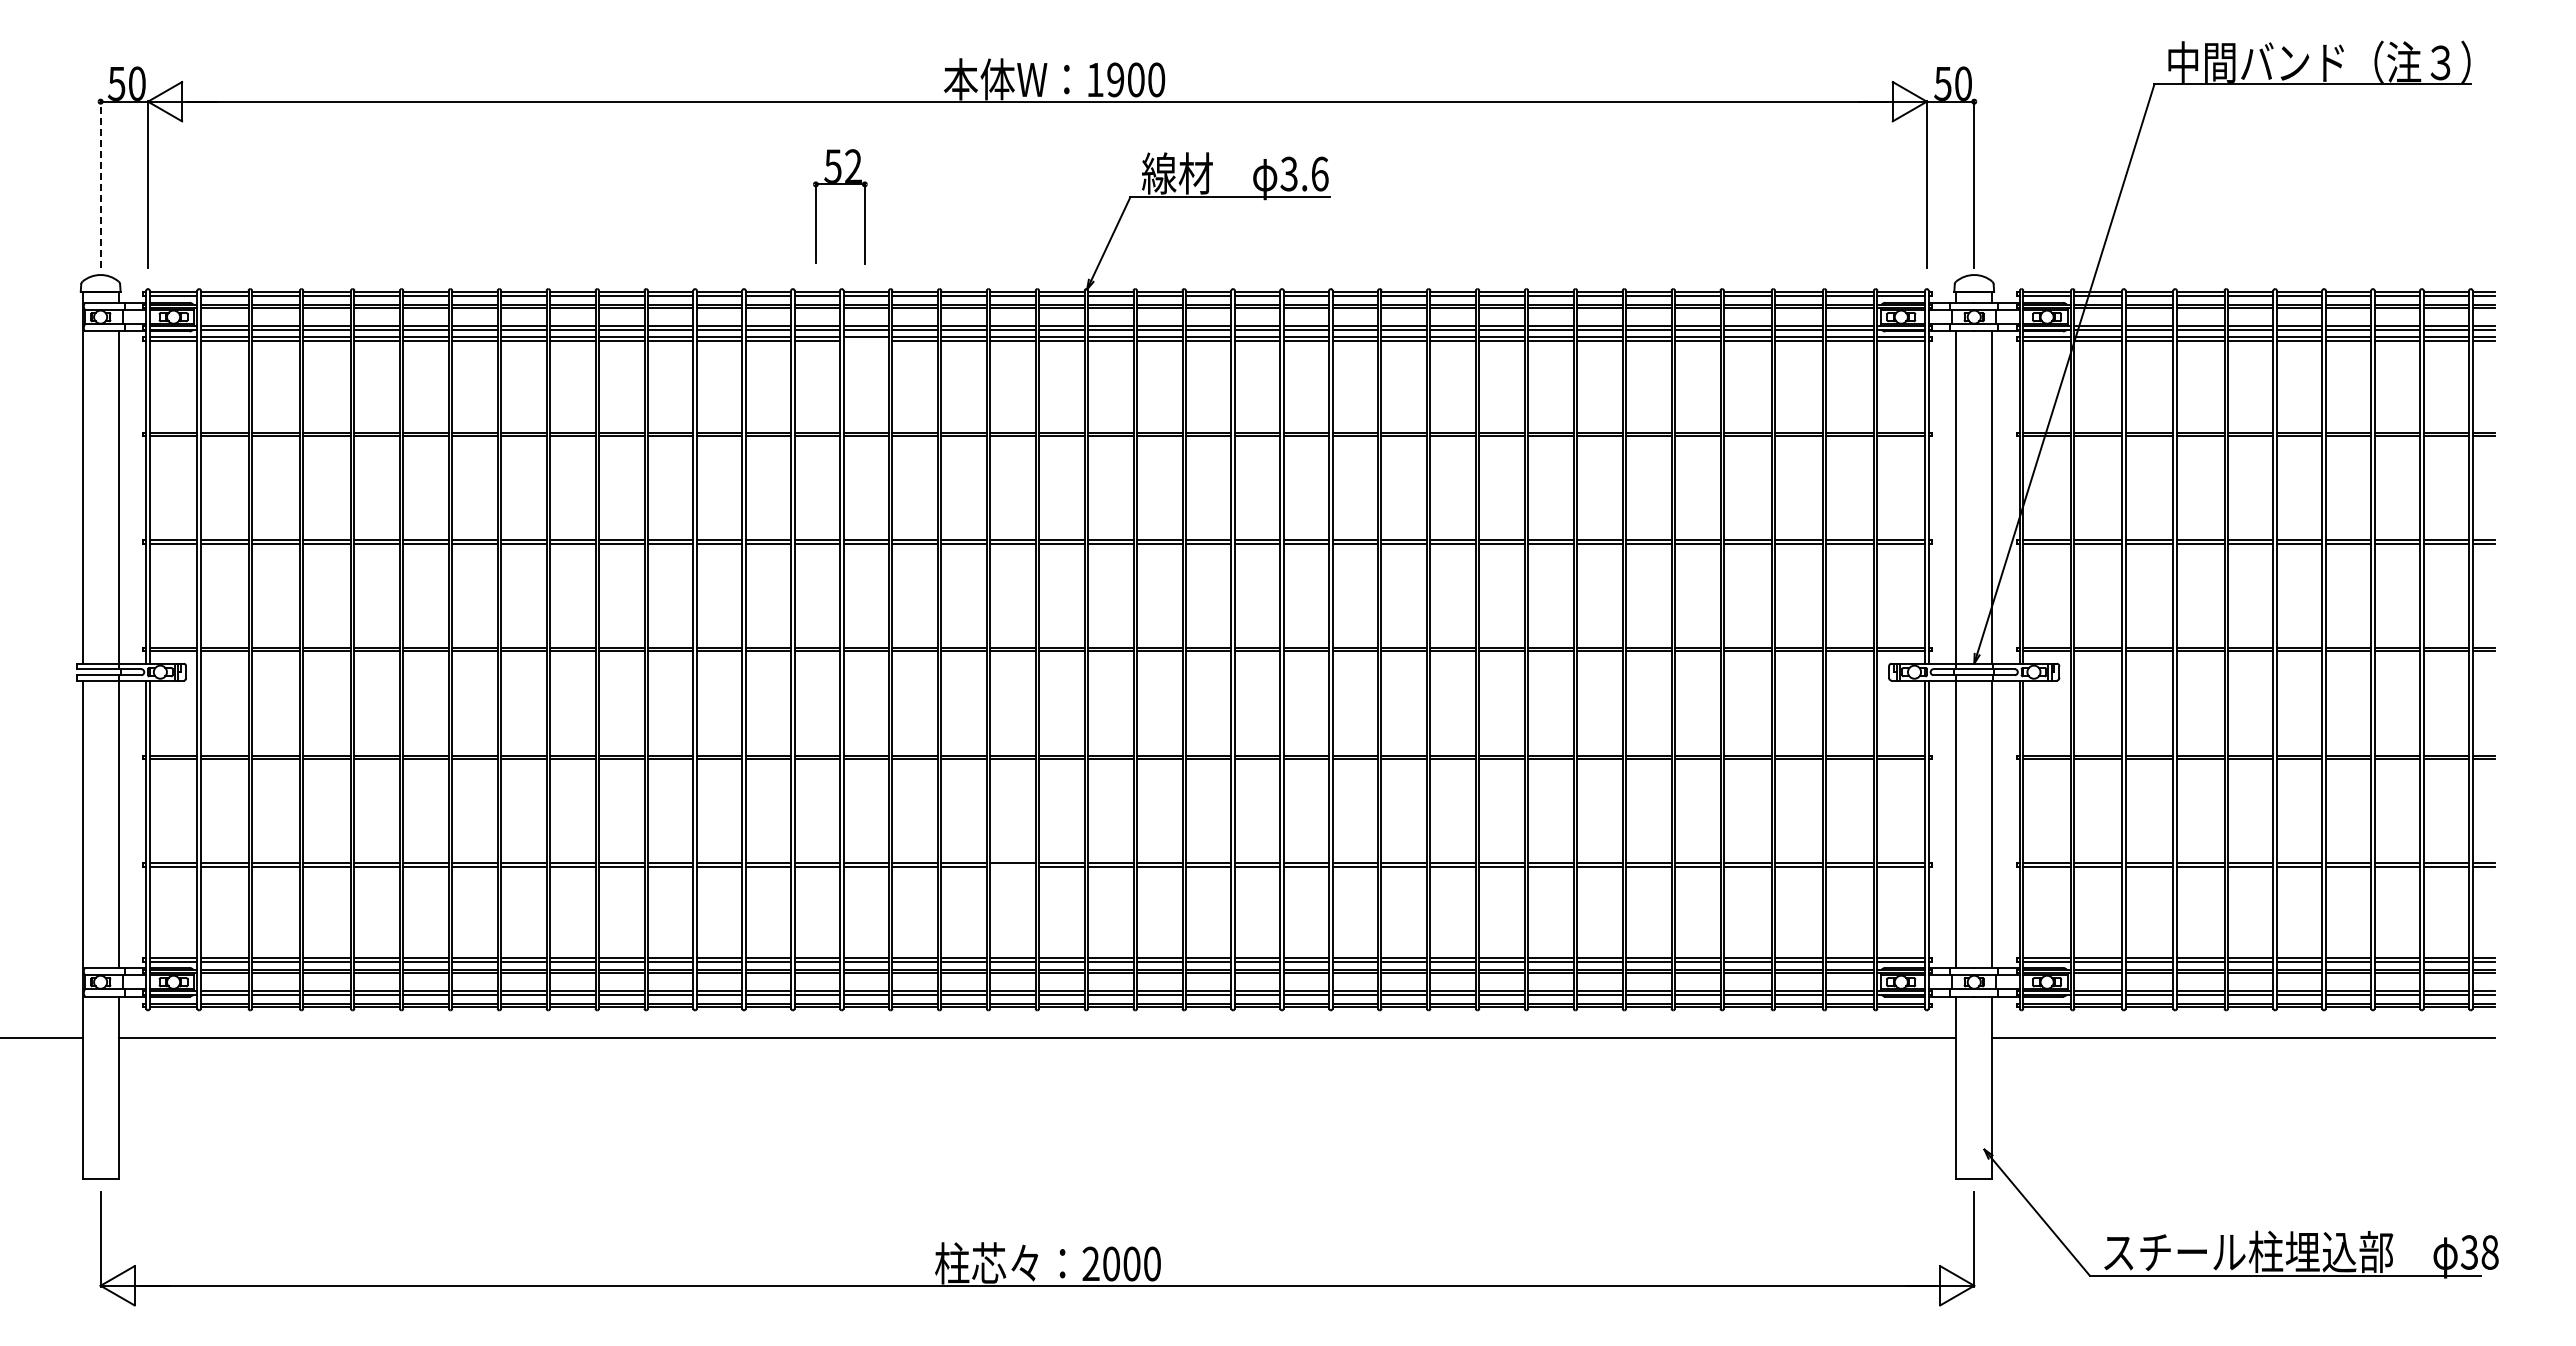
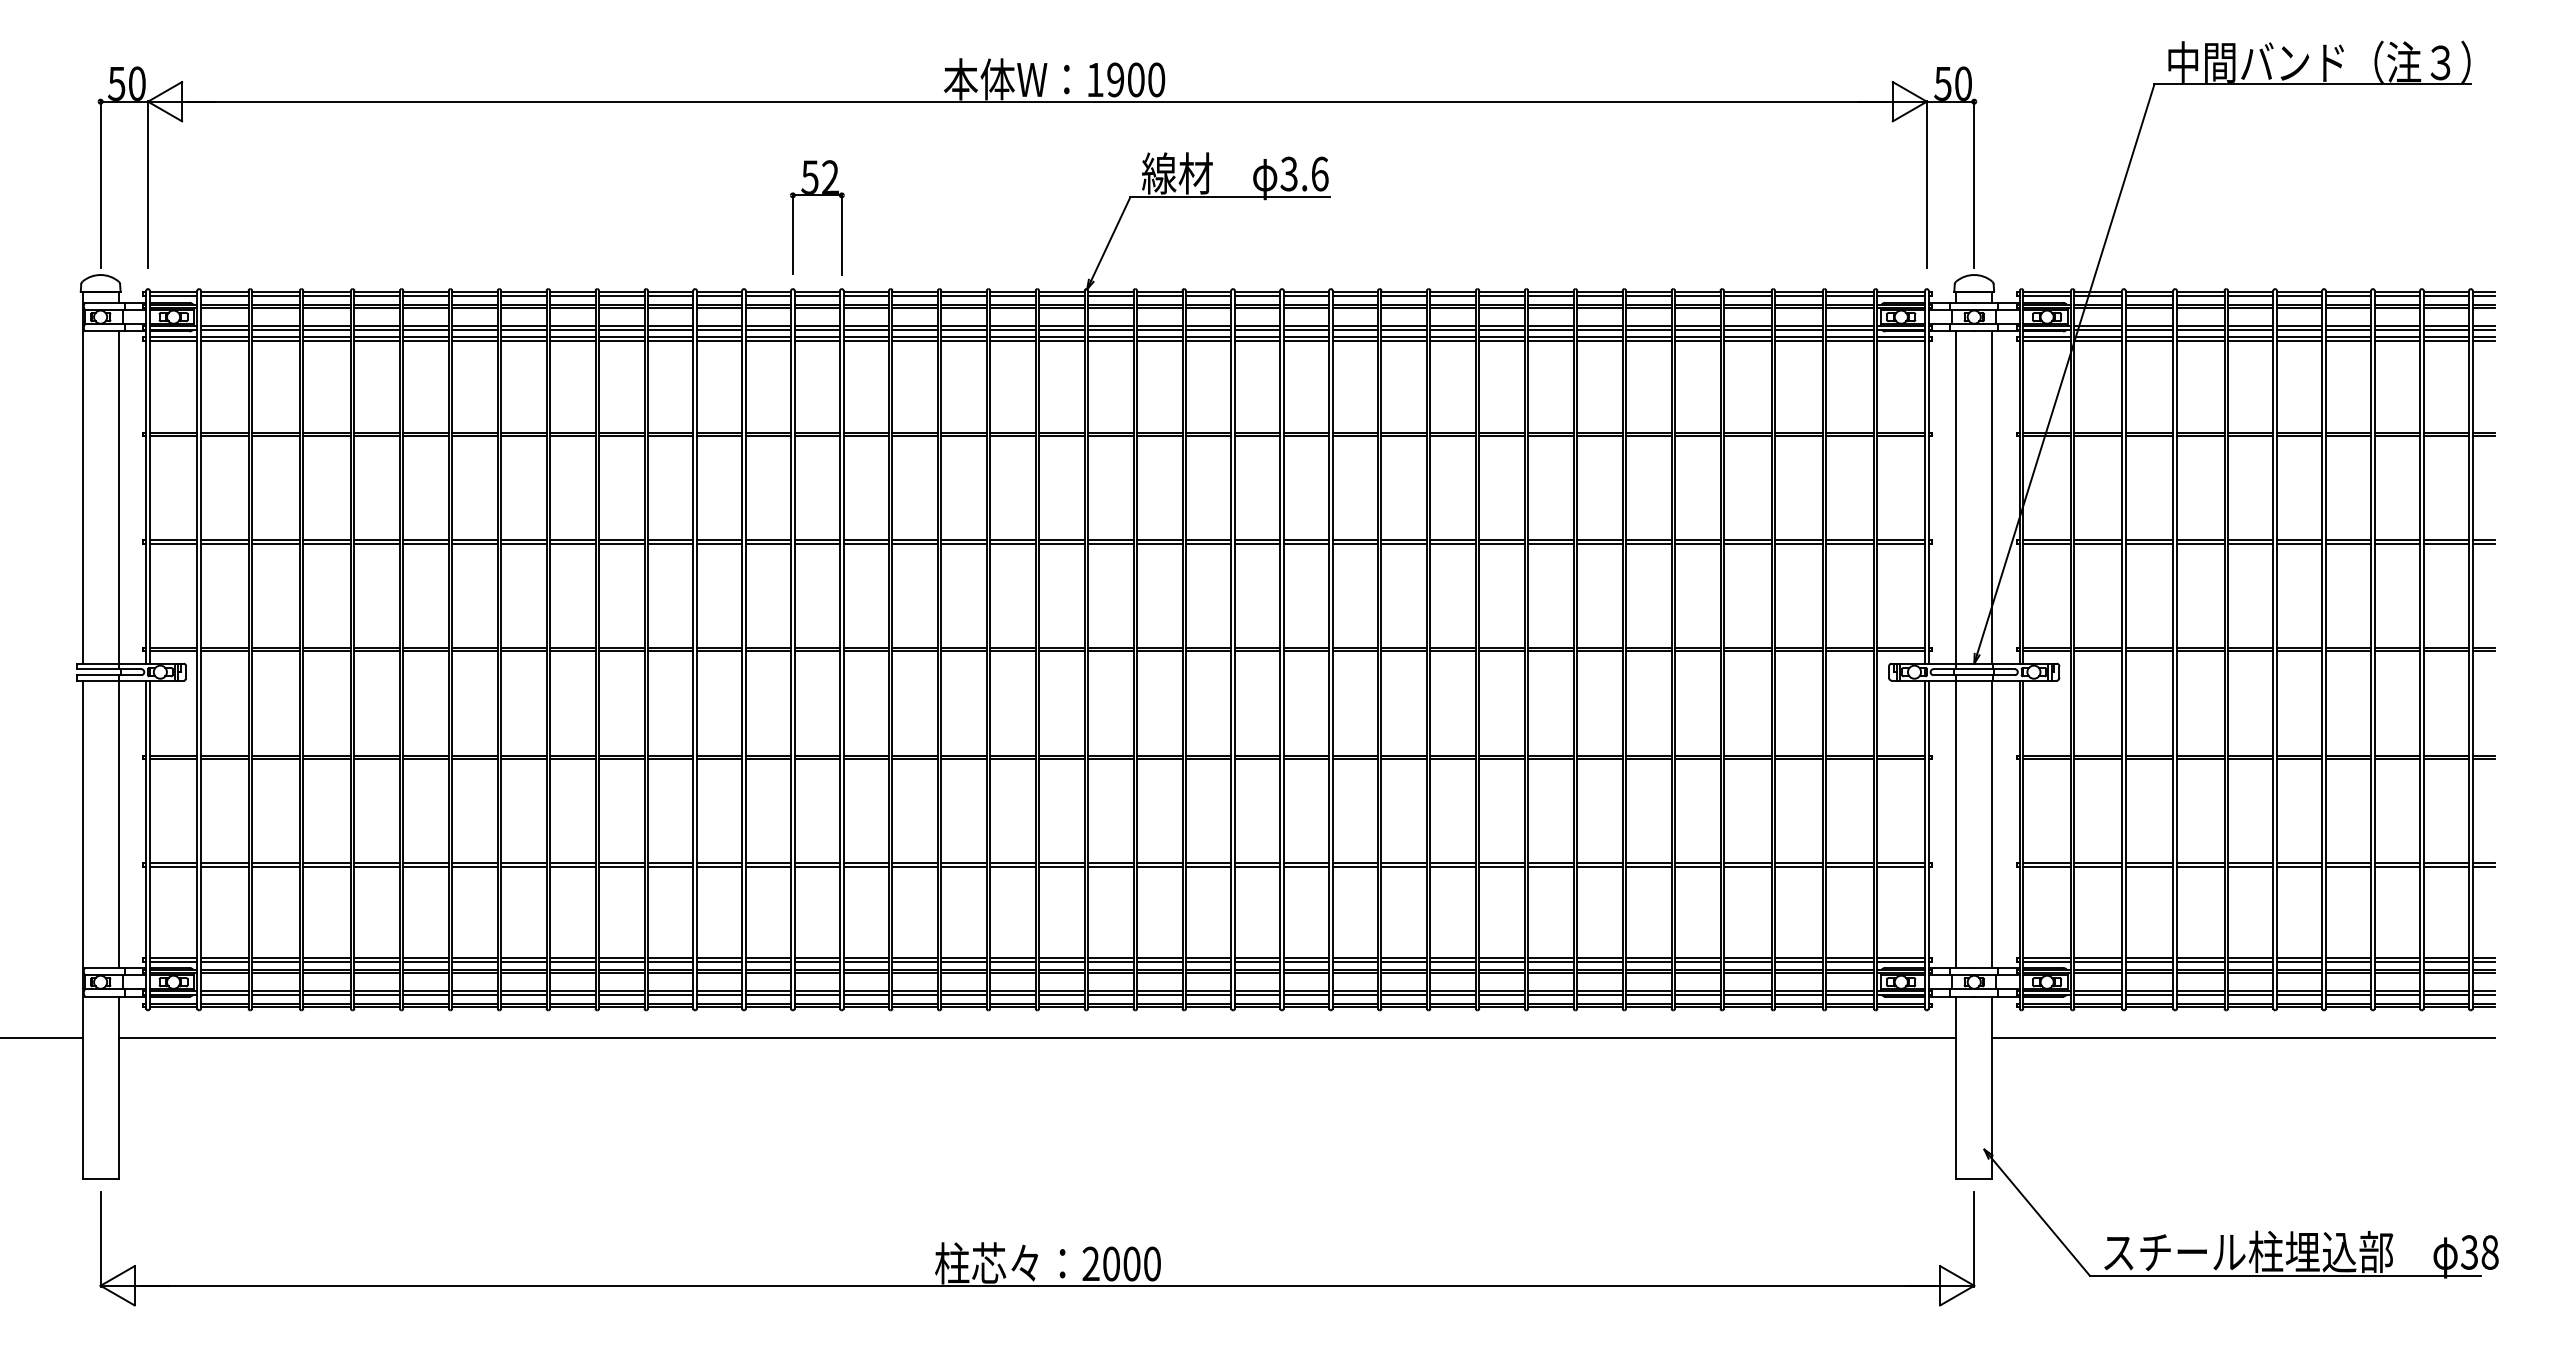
line: dashed -> solid (100, 183)
part position: (840, 184) -> (817, 195) (817, 195)
line: none -> present (866, 340)
line: none -> present (1012, 866)
